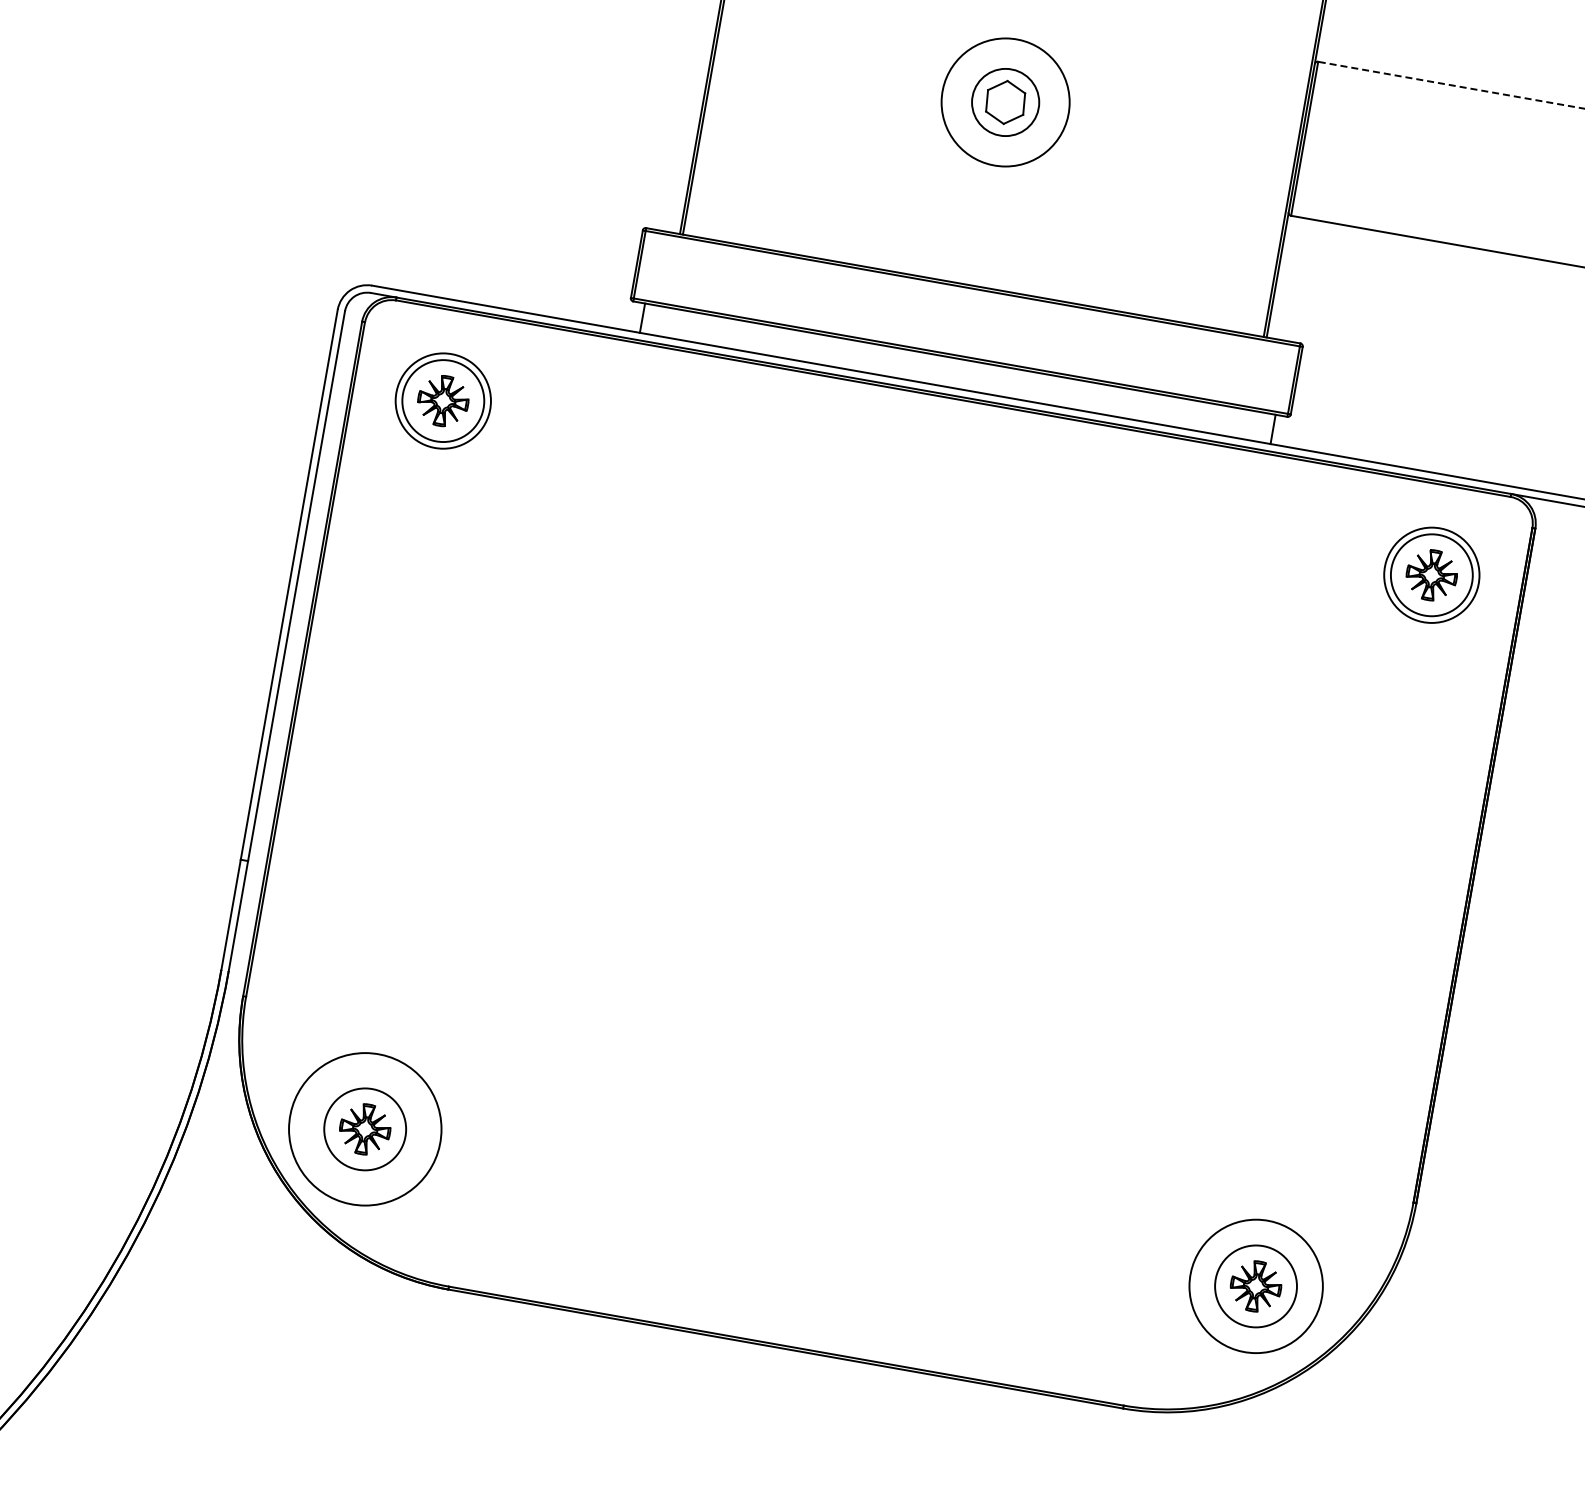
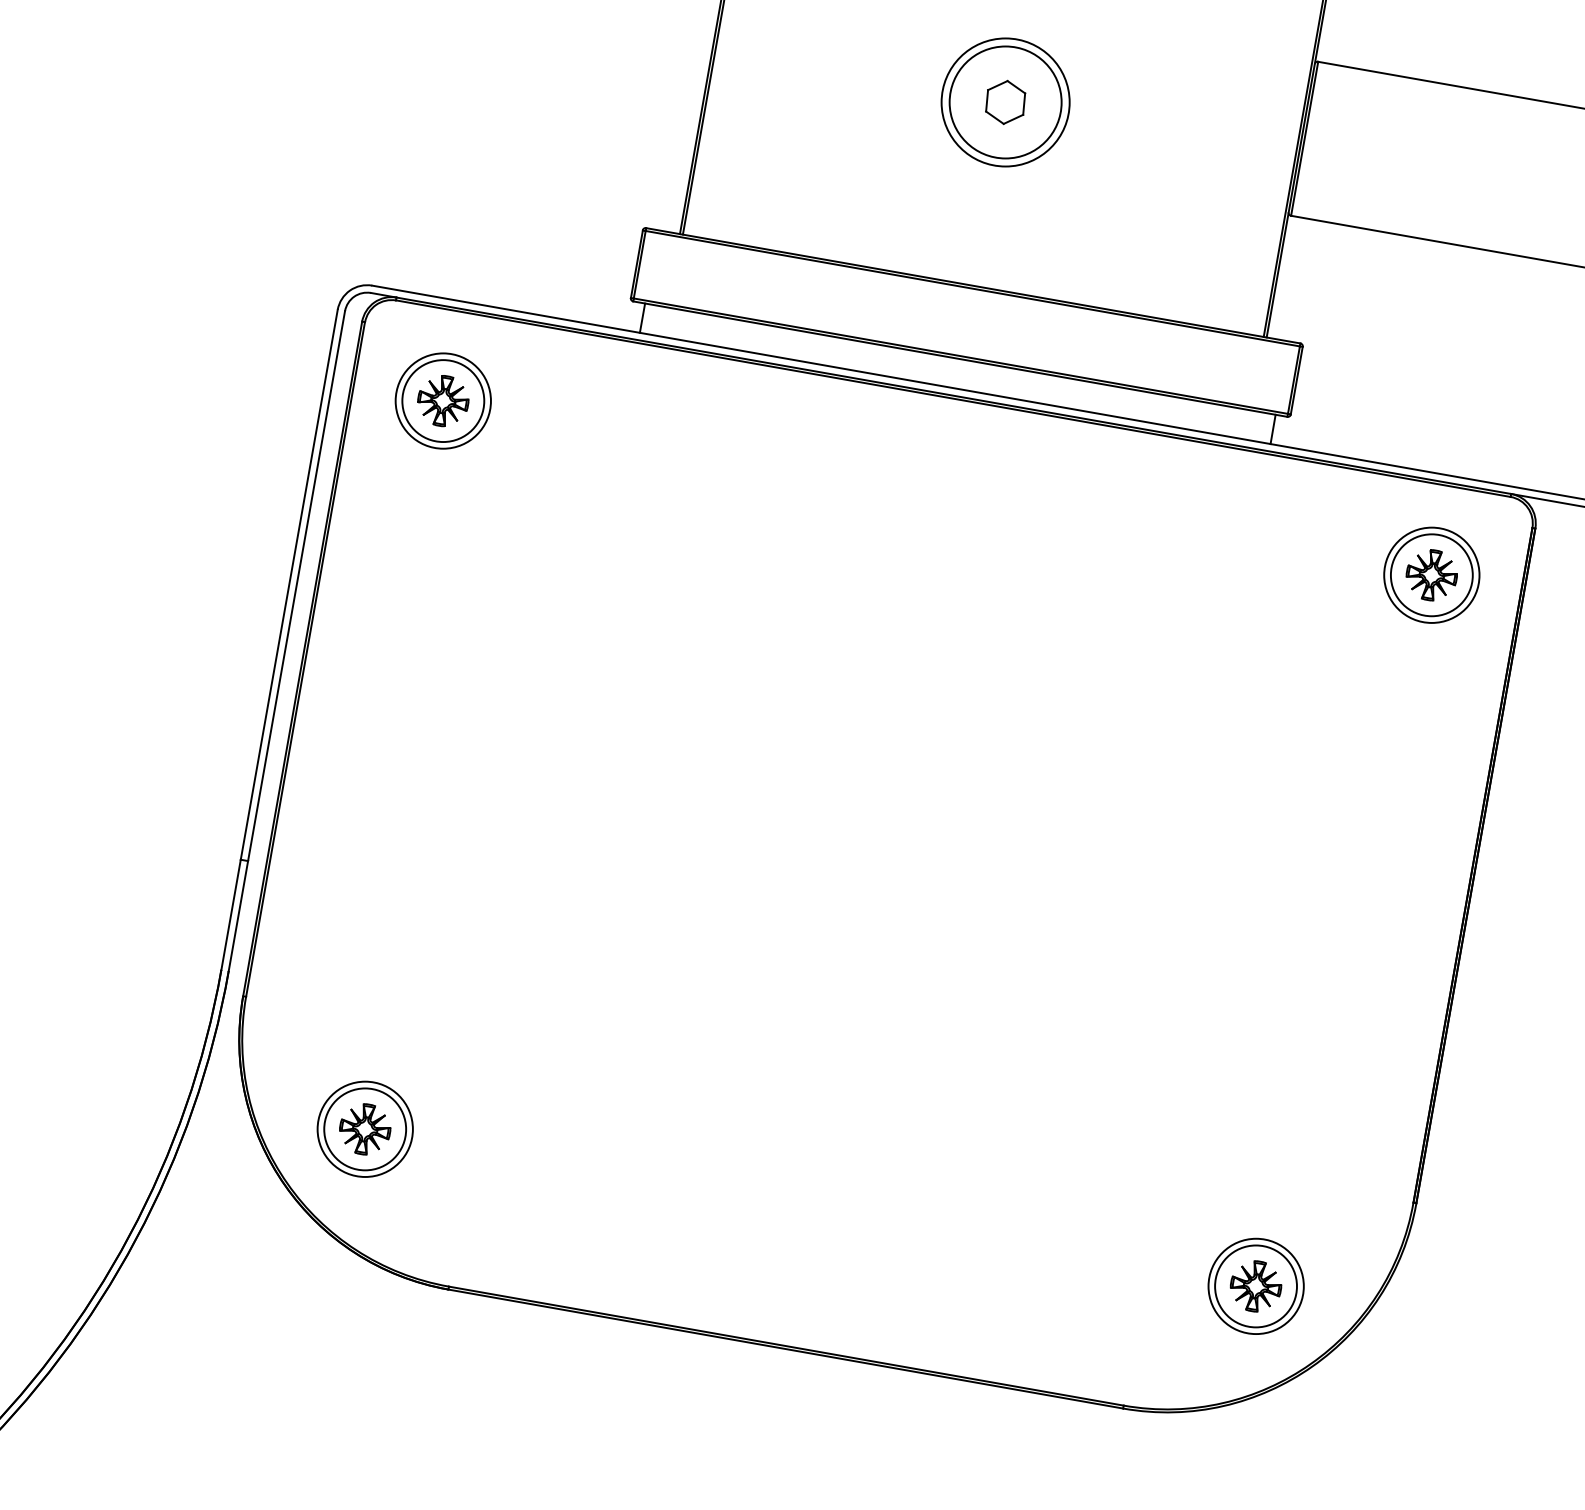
line: dashed -> solid (1451, 85)
circle diameter: 67 px -> 112 px (1005, 102)
circle diameter: 152 px -> 95 px (364, 1128)
circle diameter: 133 px -> 95 px (1255, 1286)
